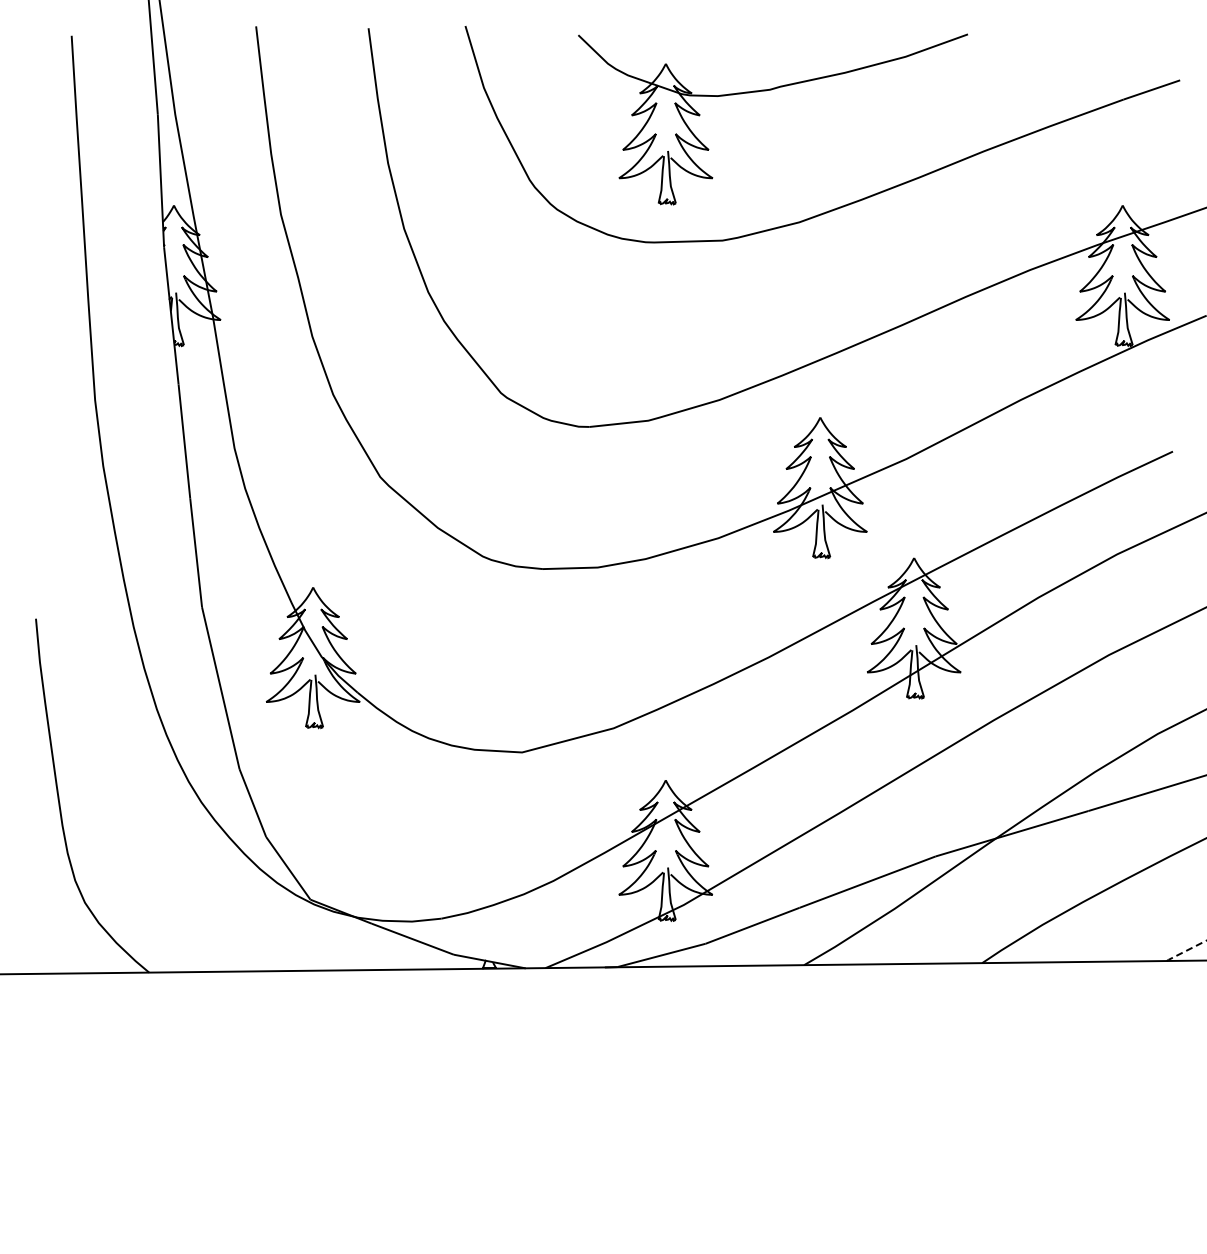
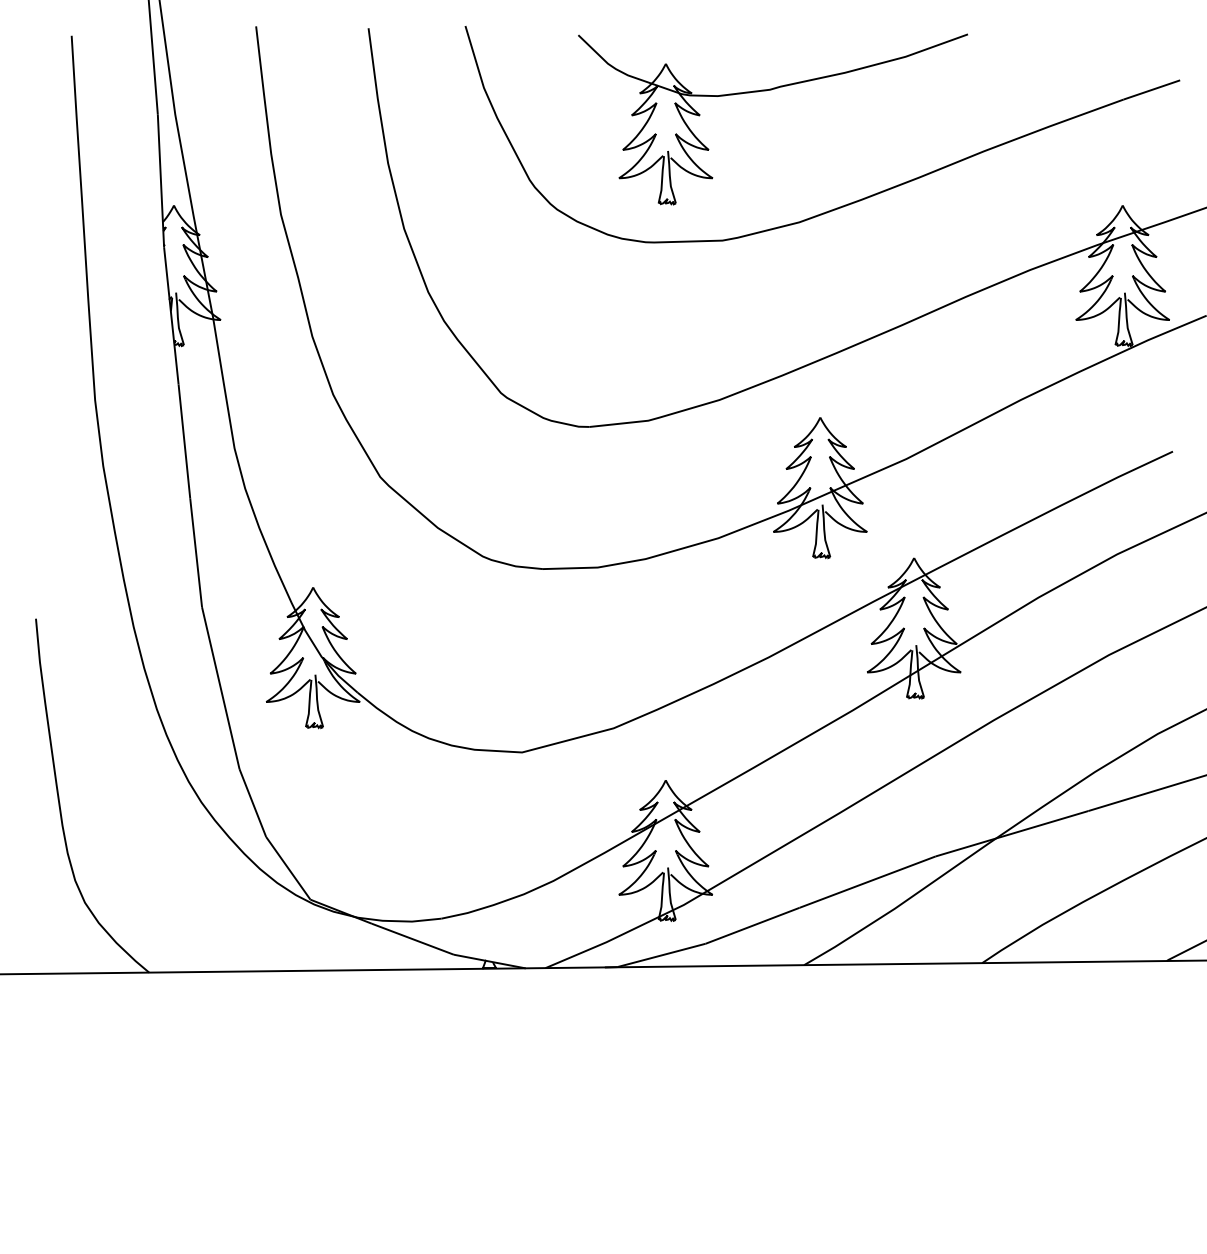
line: dashed -> solid (1186, 950)
